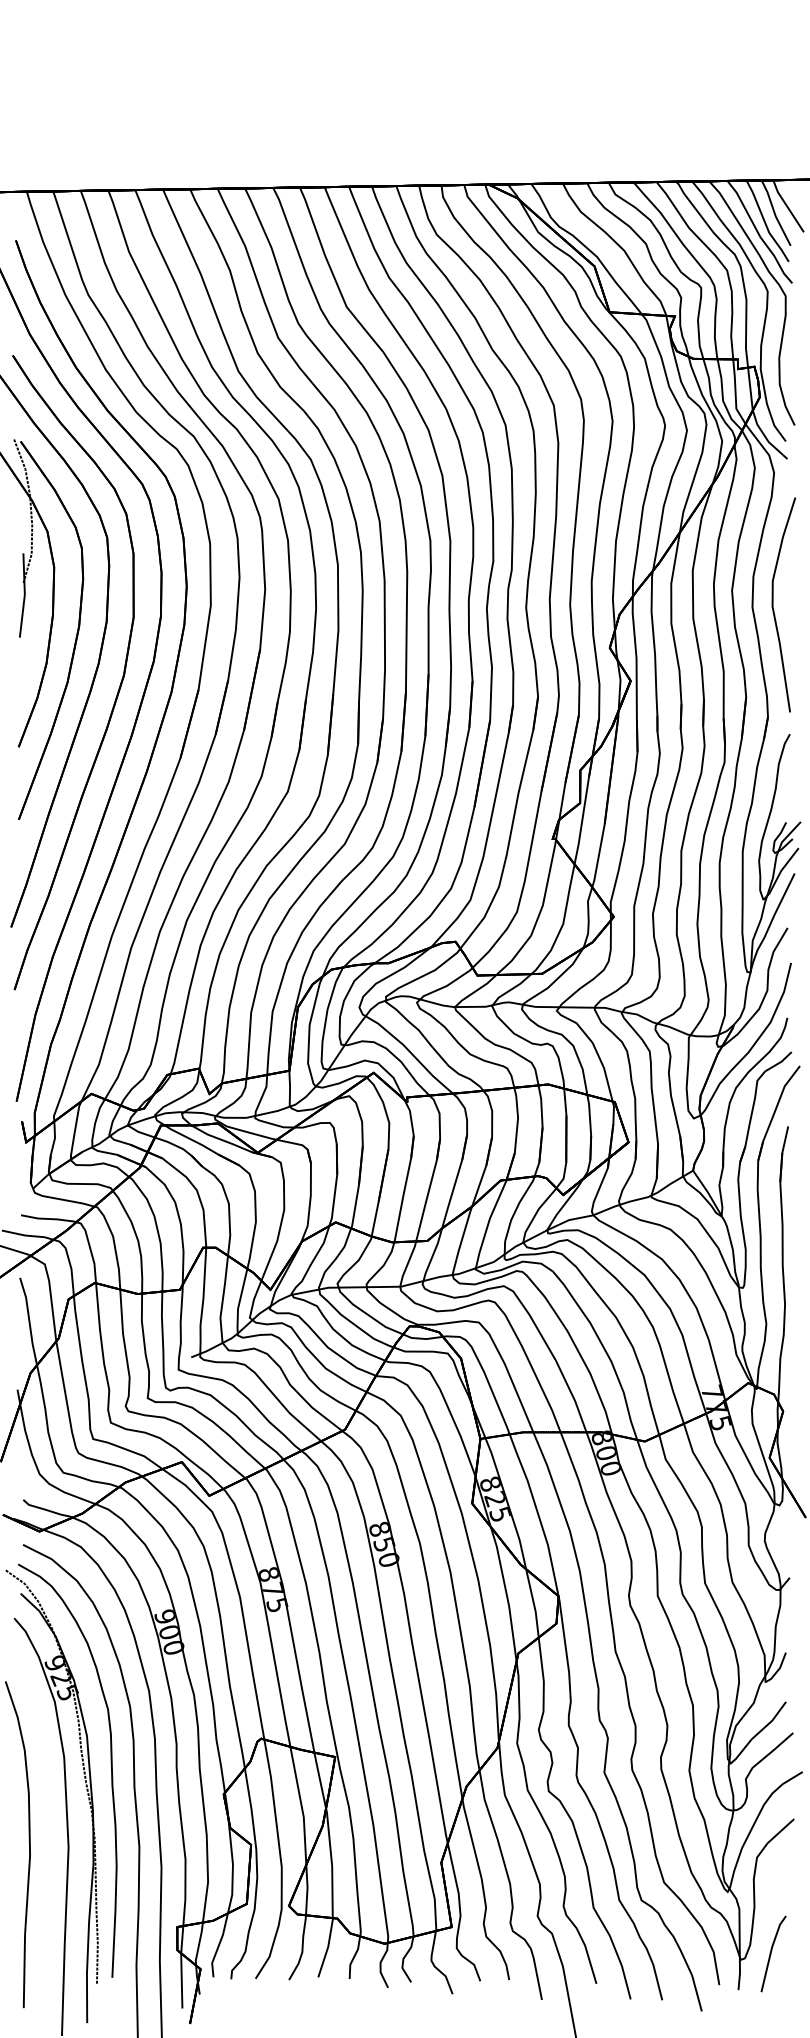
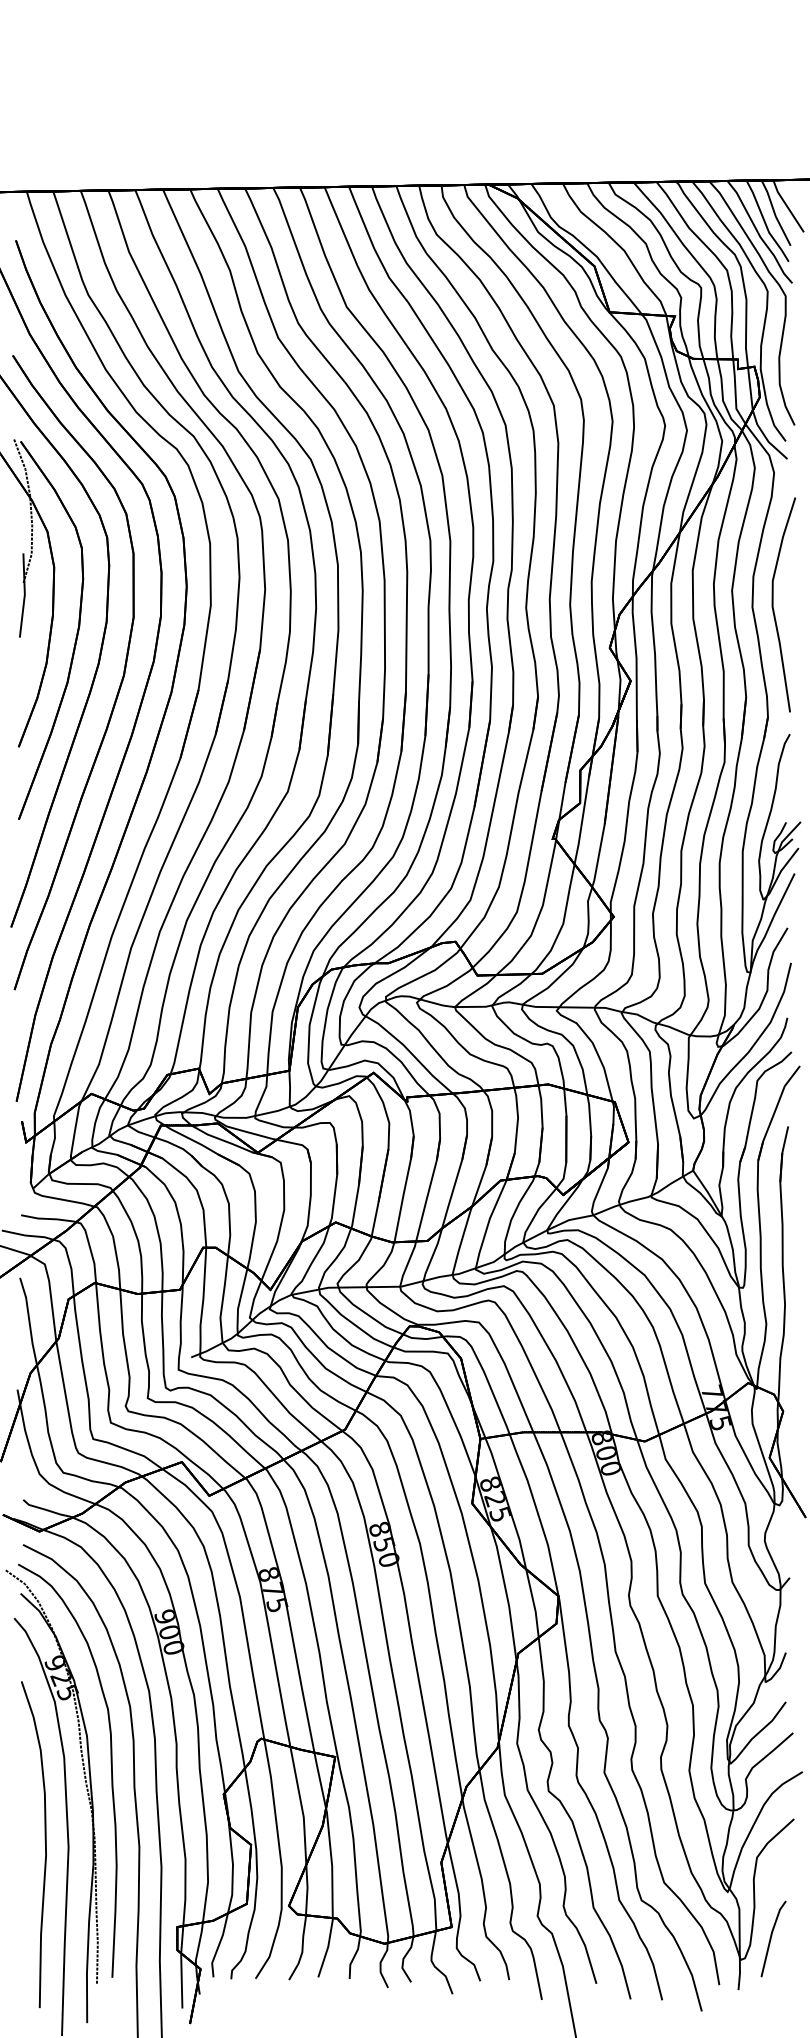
part position: (28, 1841) -> (44, 1841) (44, 1841)
line position: (771, 1953) -> (771, 1938) (771, 1938)
